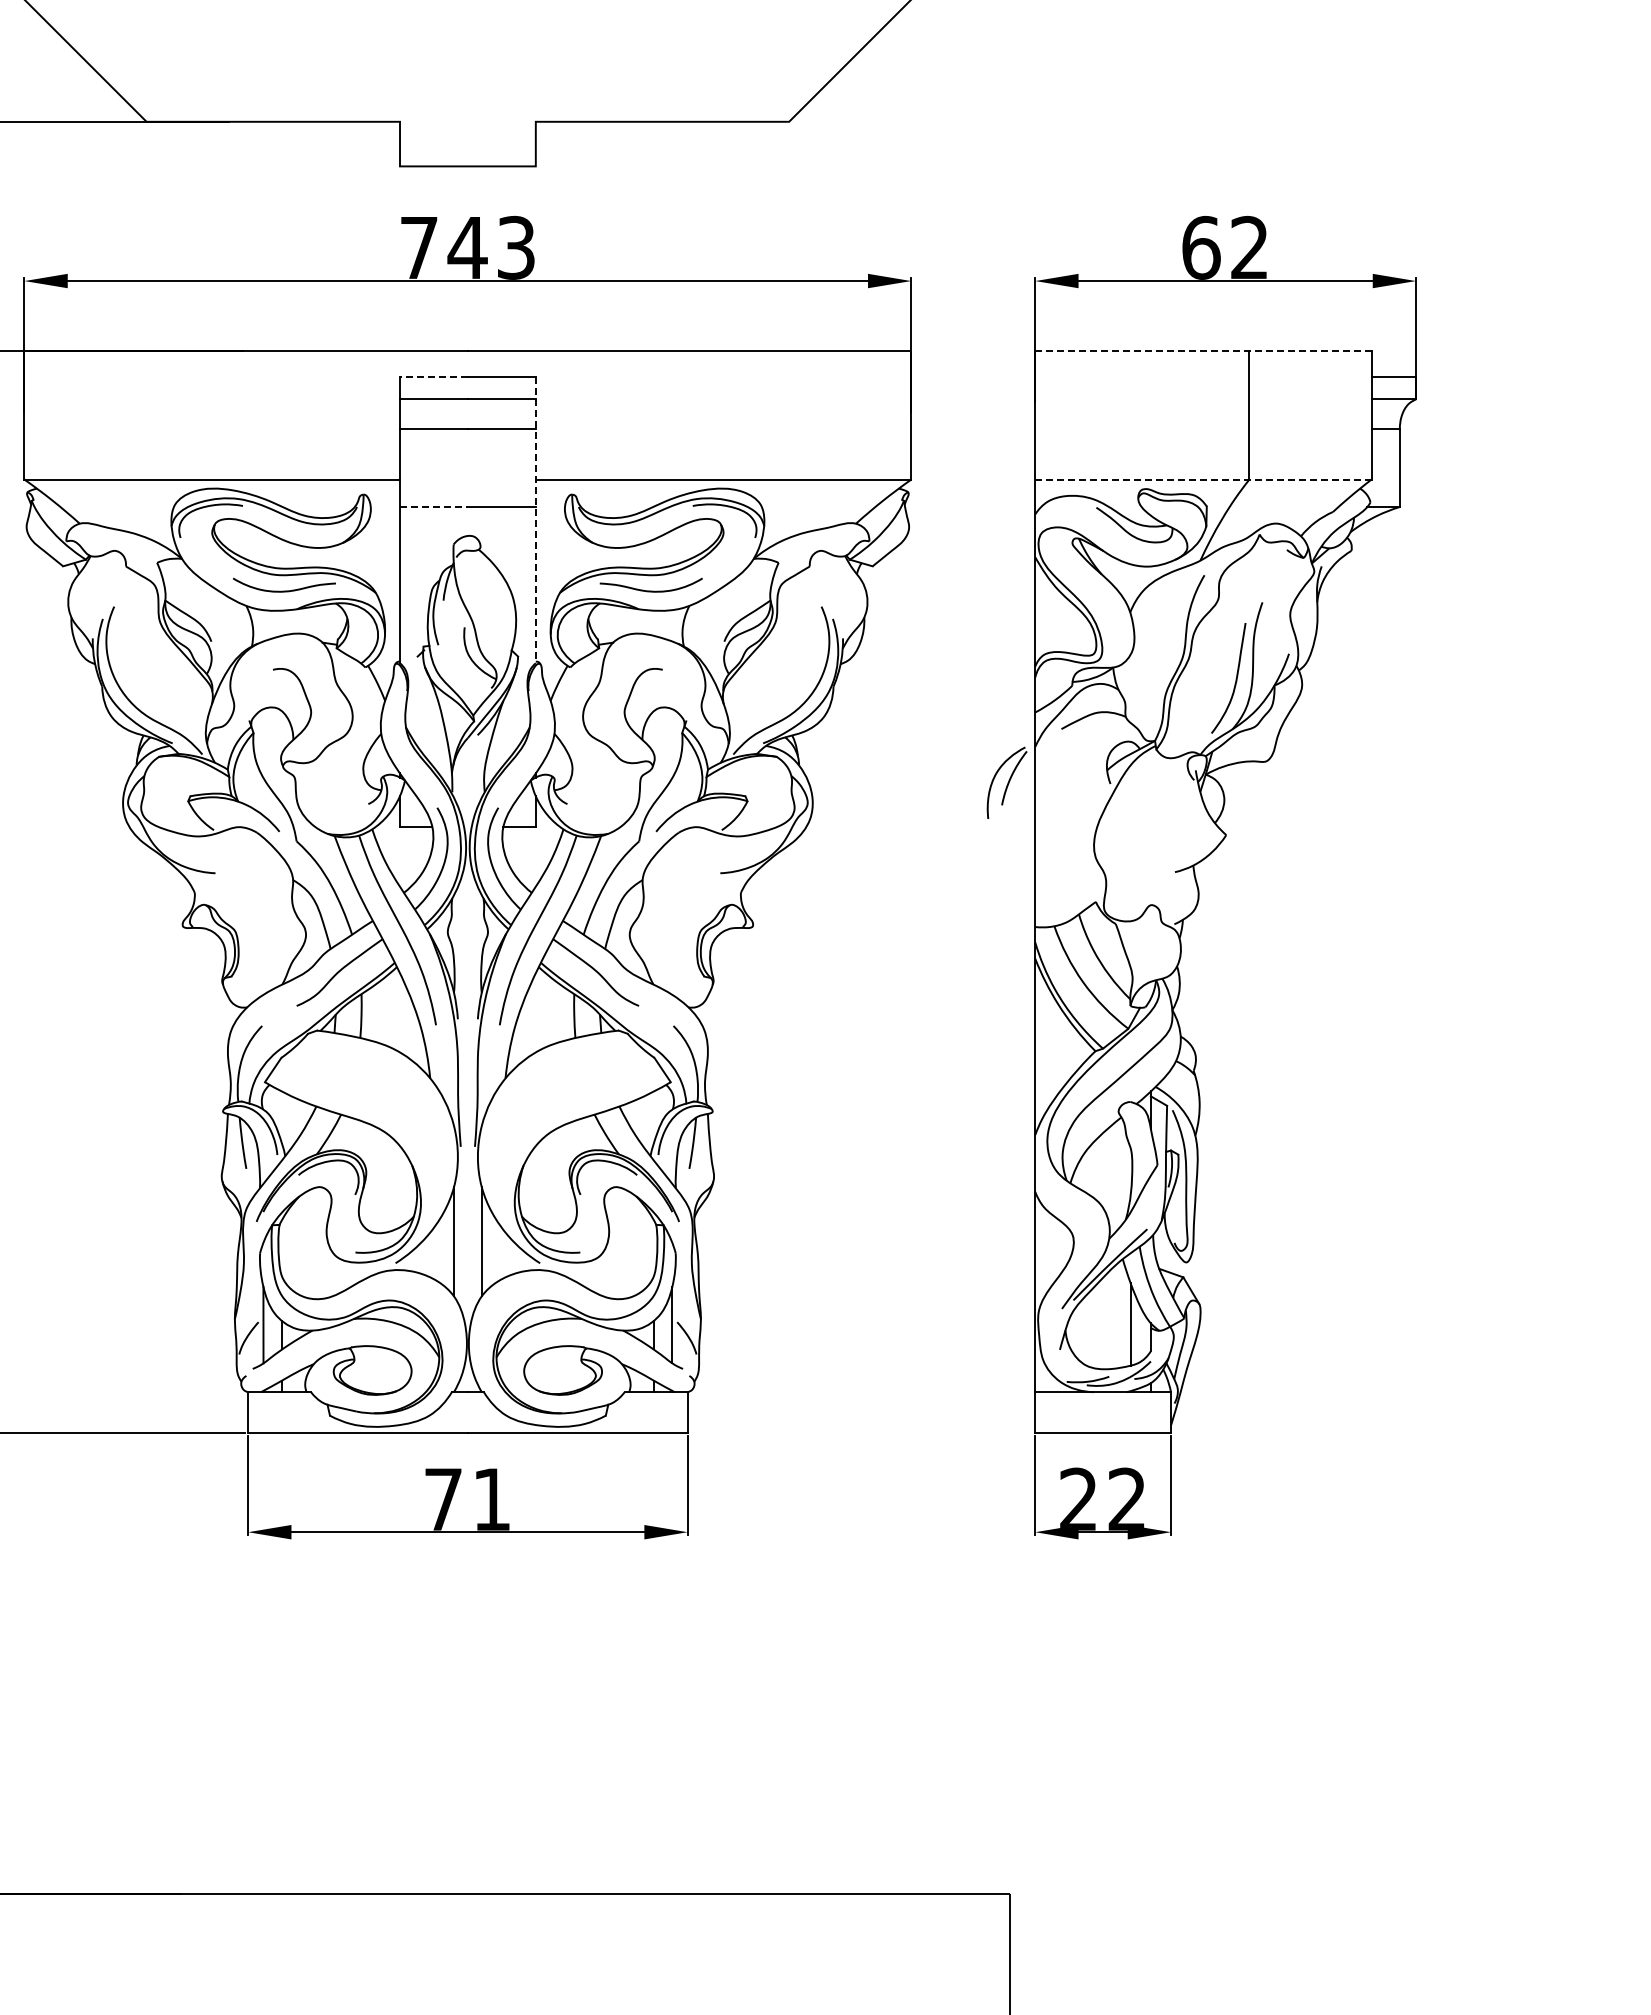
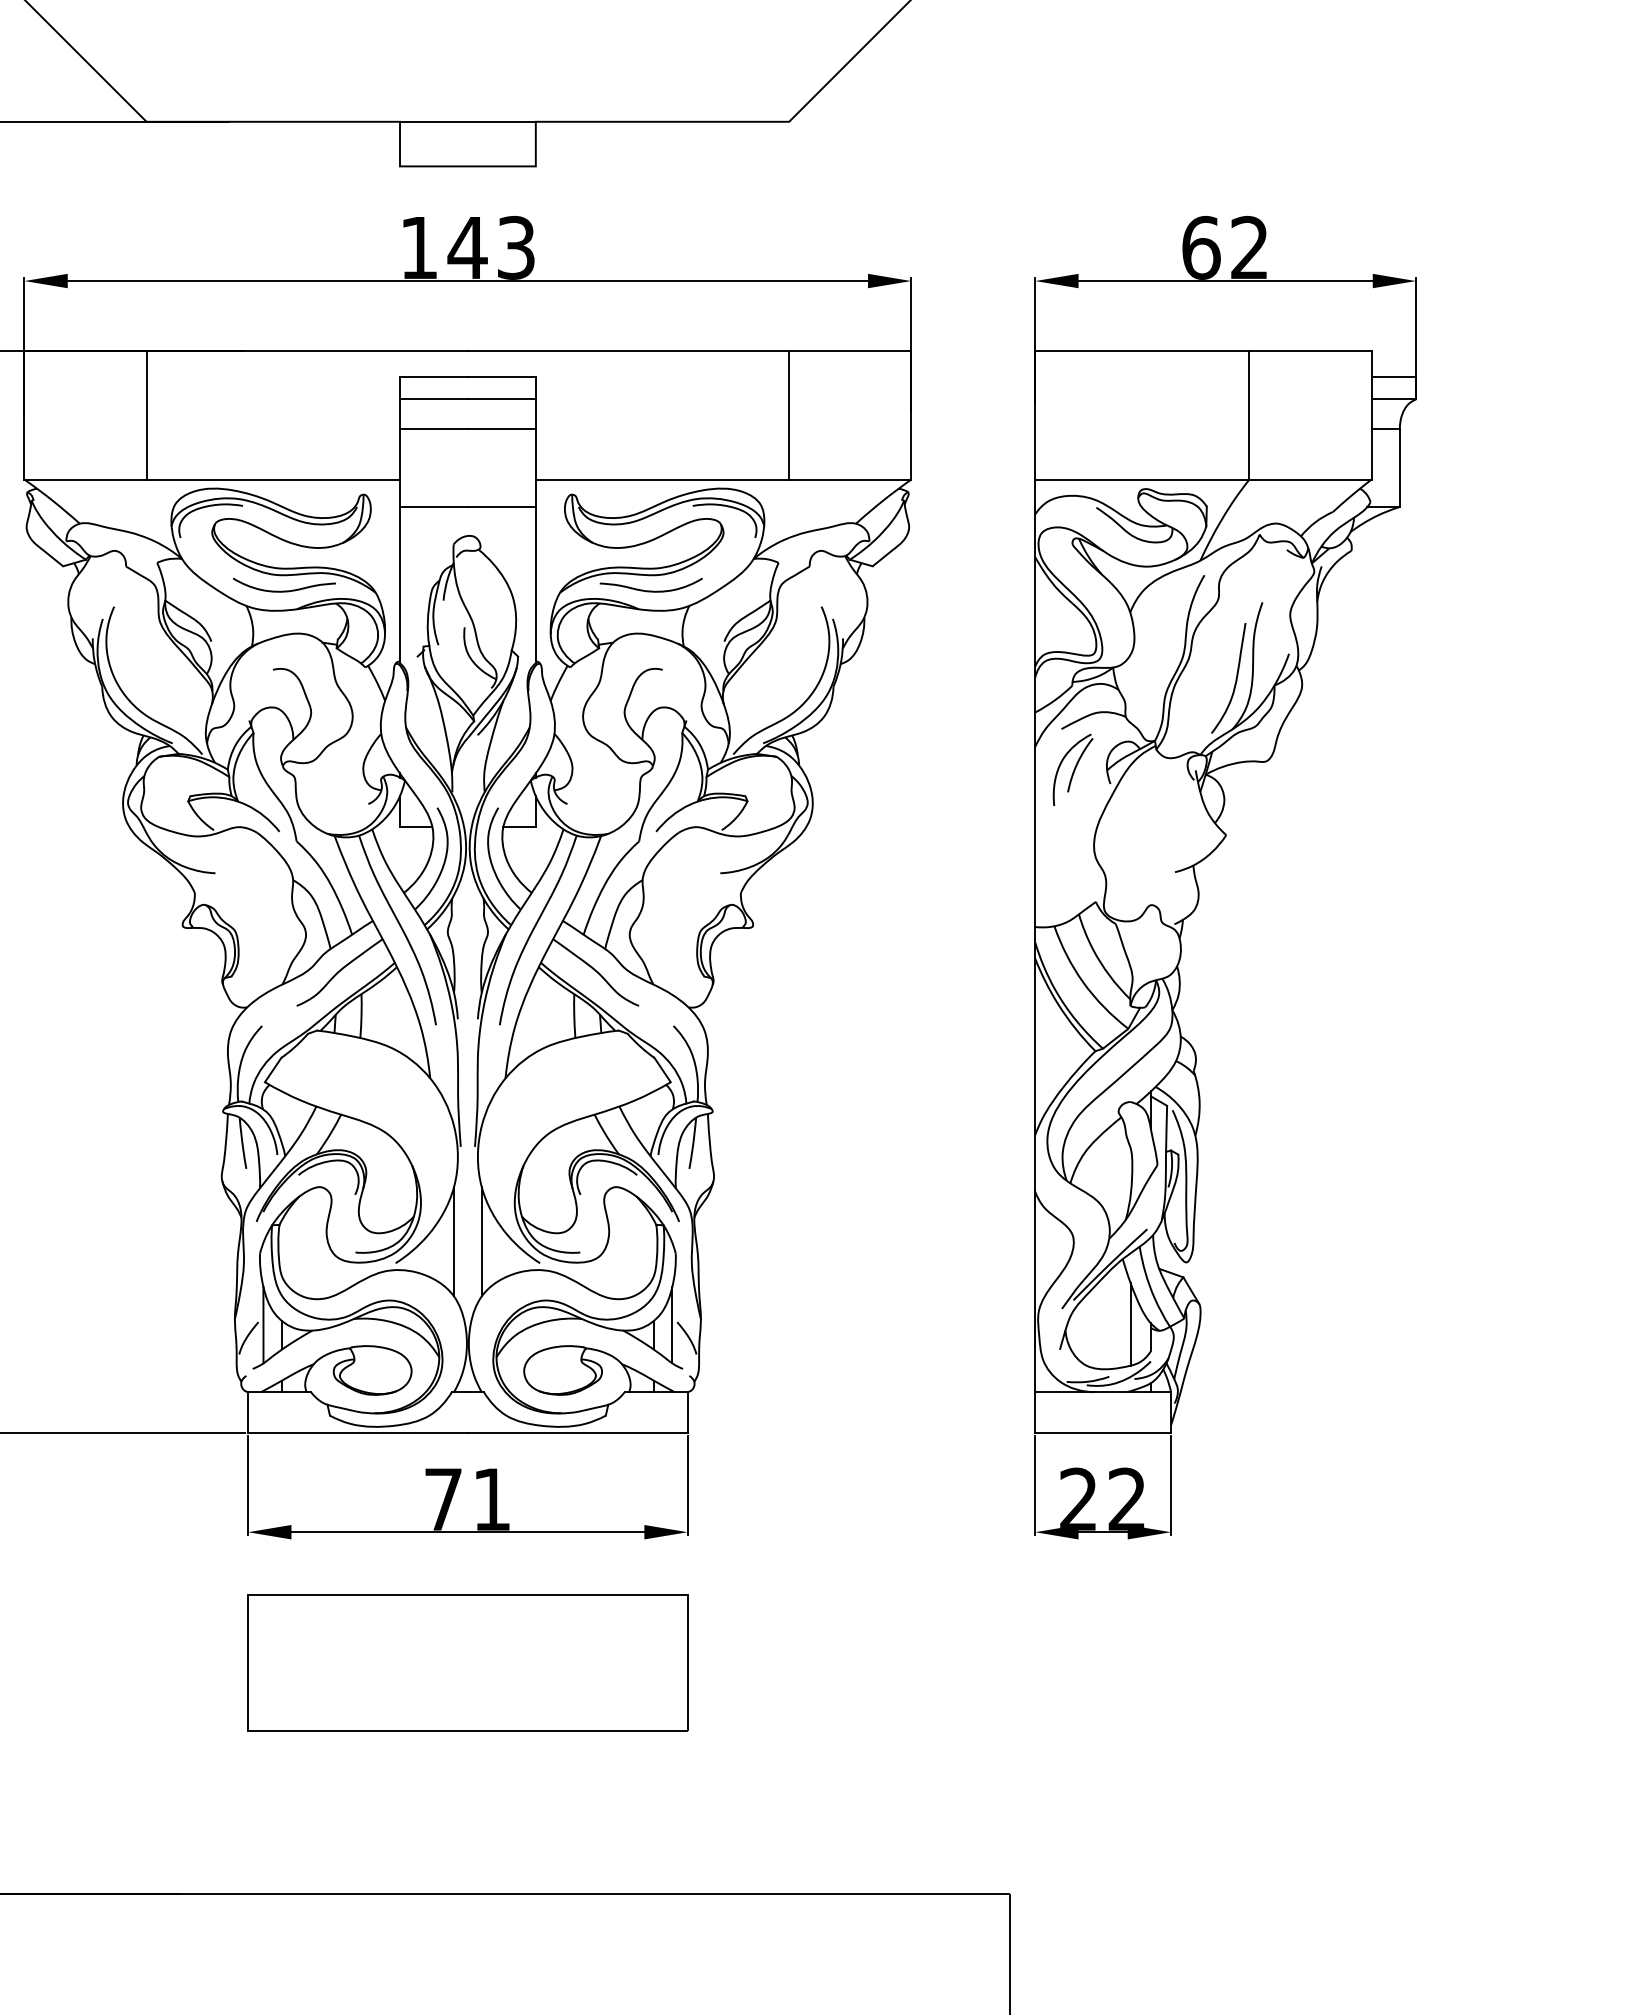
line: none -> present (467, 121)
text: 743 -> 143 (419, 247)
line: dashed -> solid (1203, 350)
line: dashed -> solid (433, 377)
line: none -> present (146, 414)
line: none -> present (789, 414)
line: dashed -> solid (1202, 479)
line: dashed -> solid (433, 507)
line: dashed -> solid (535, 520)
part position: (1006, 782) -> (1072, 769) (1072, 769)
part: none -> present (467, 1662)
